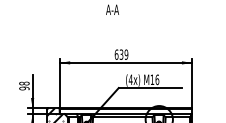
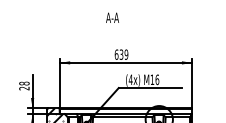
text position: (112, 9) -> (112, 17) (112, 17)
text: 98 -> 28 (24, 88)
